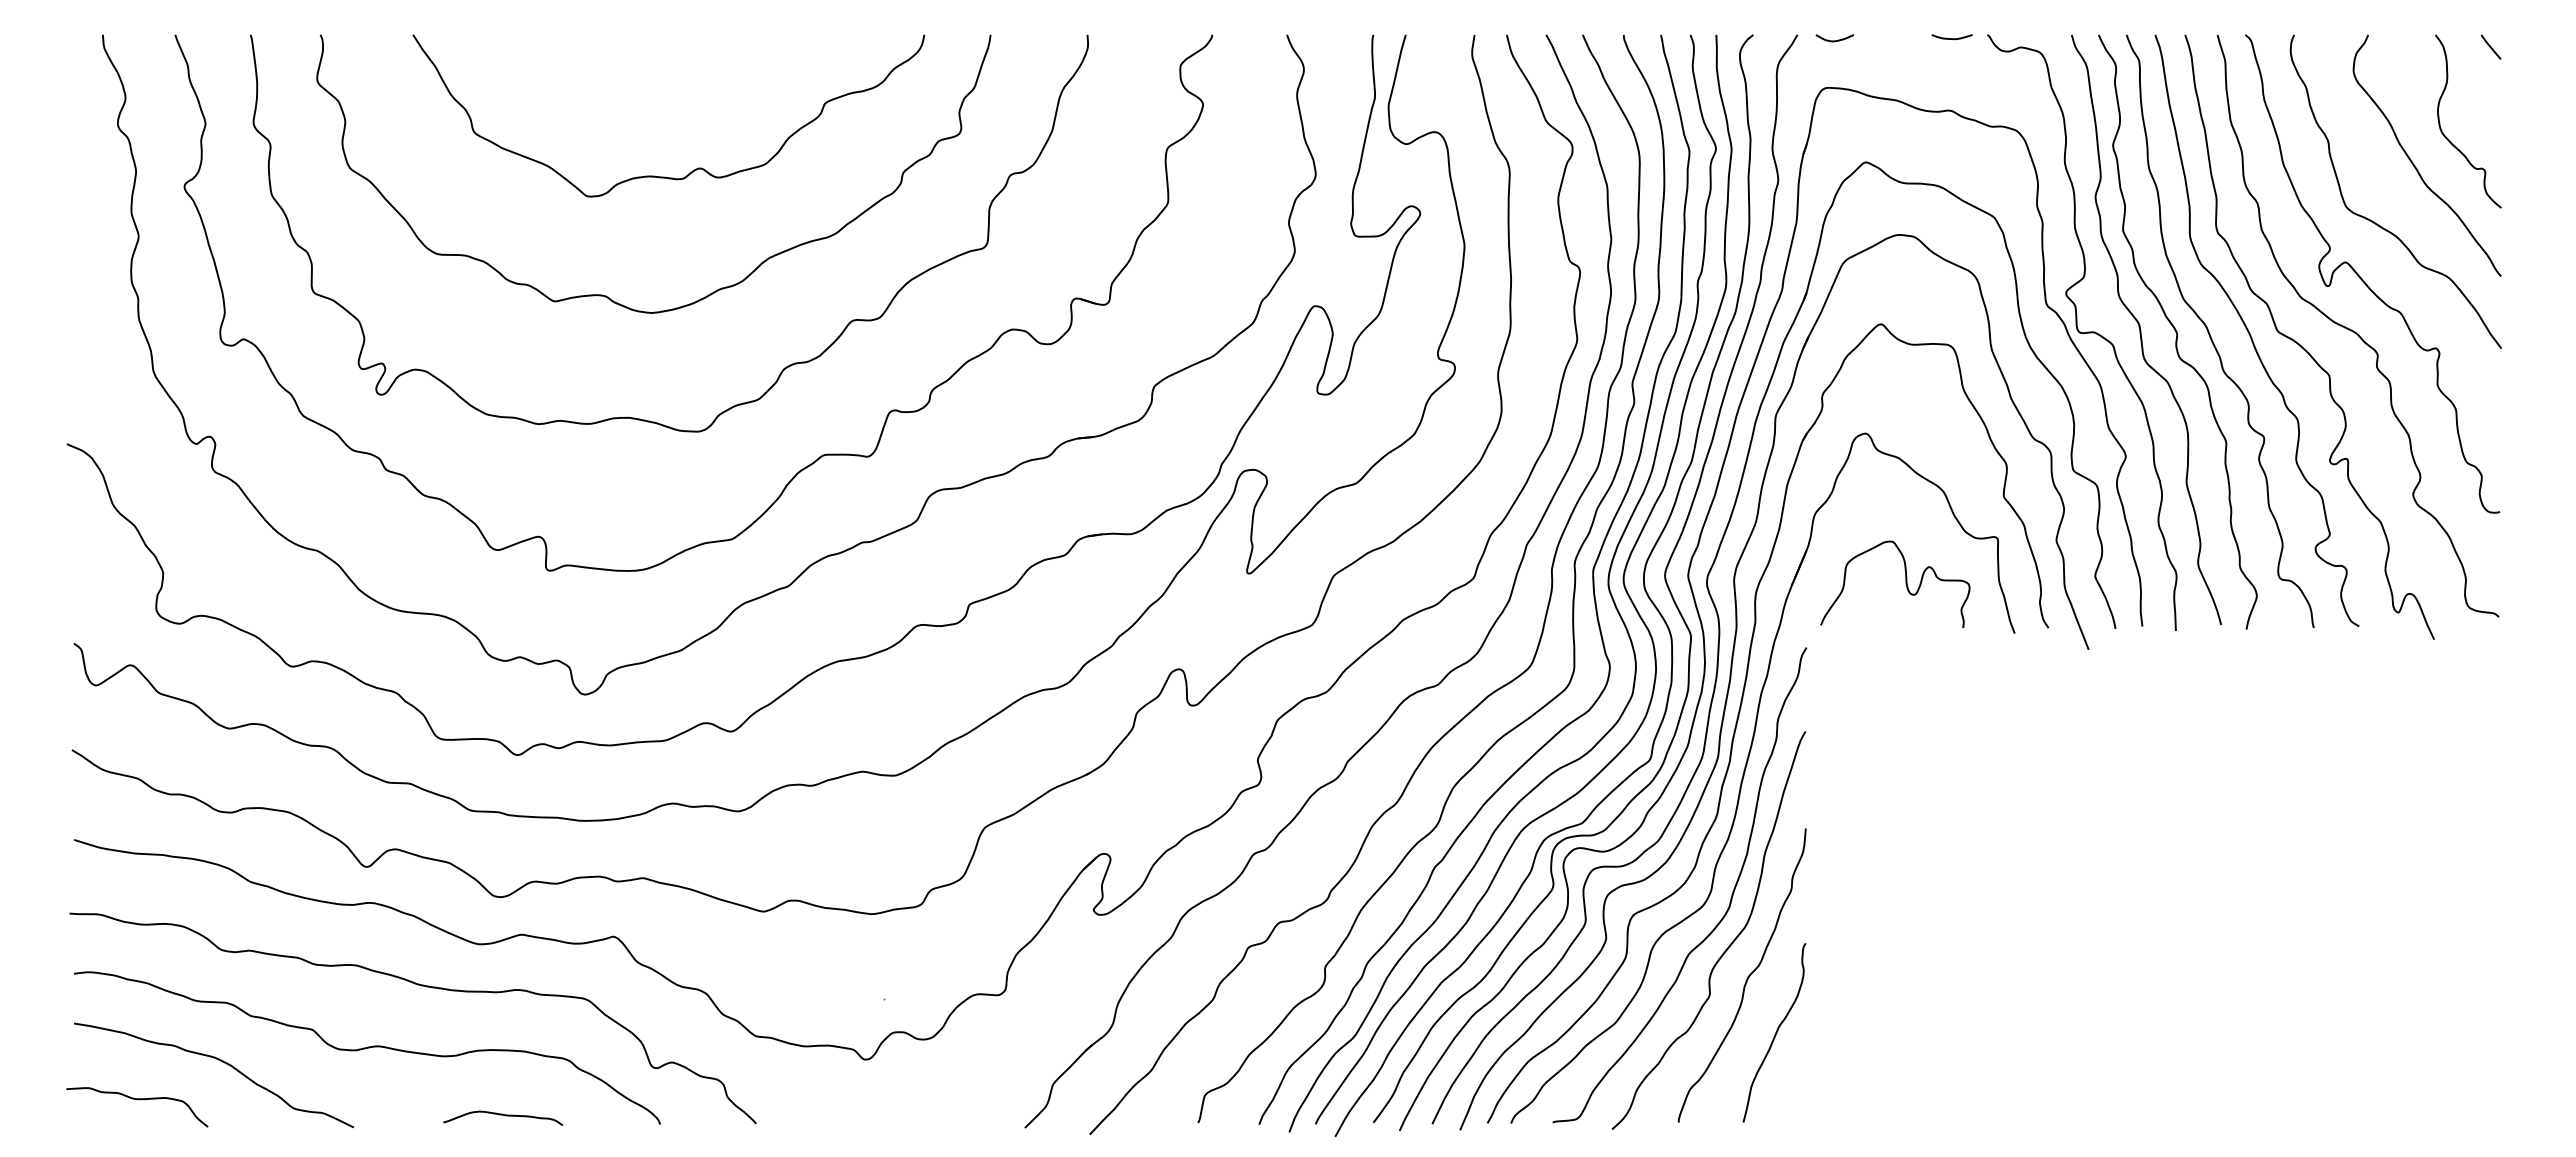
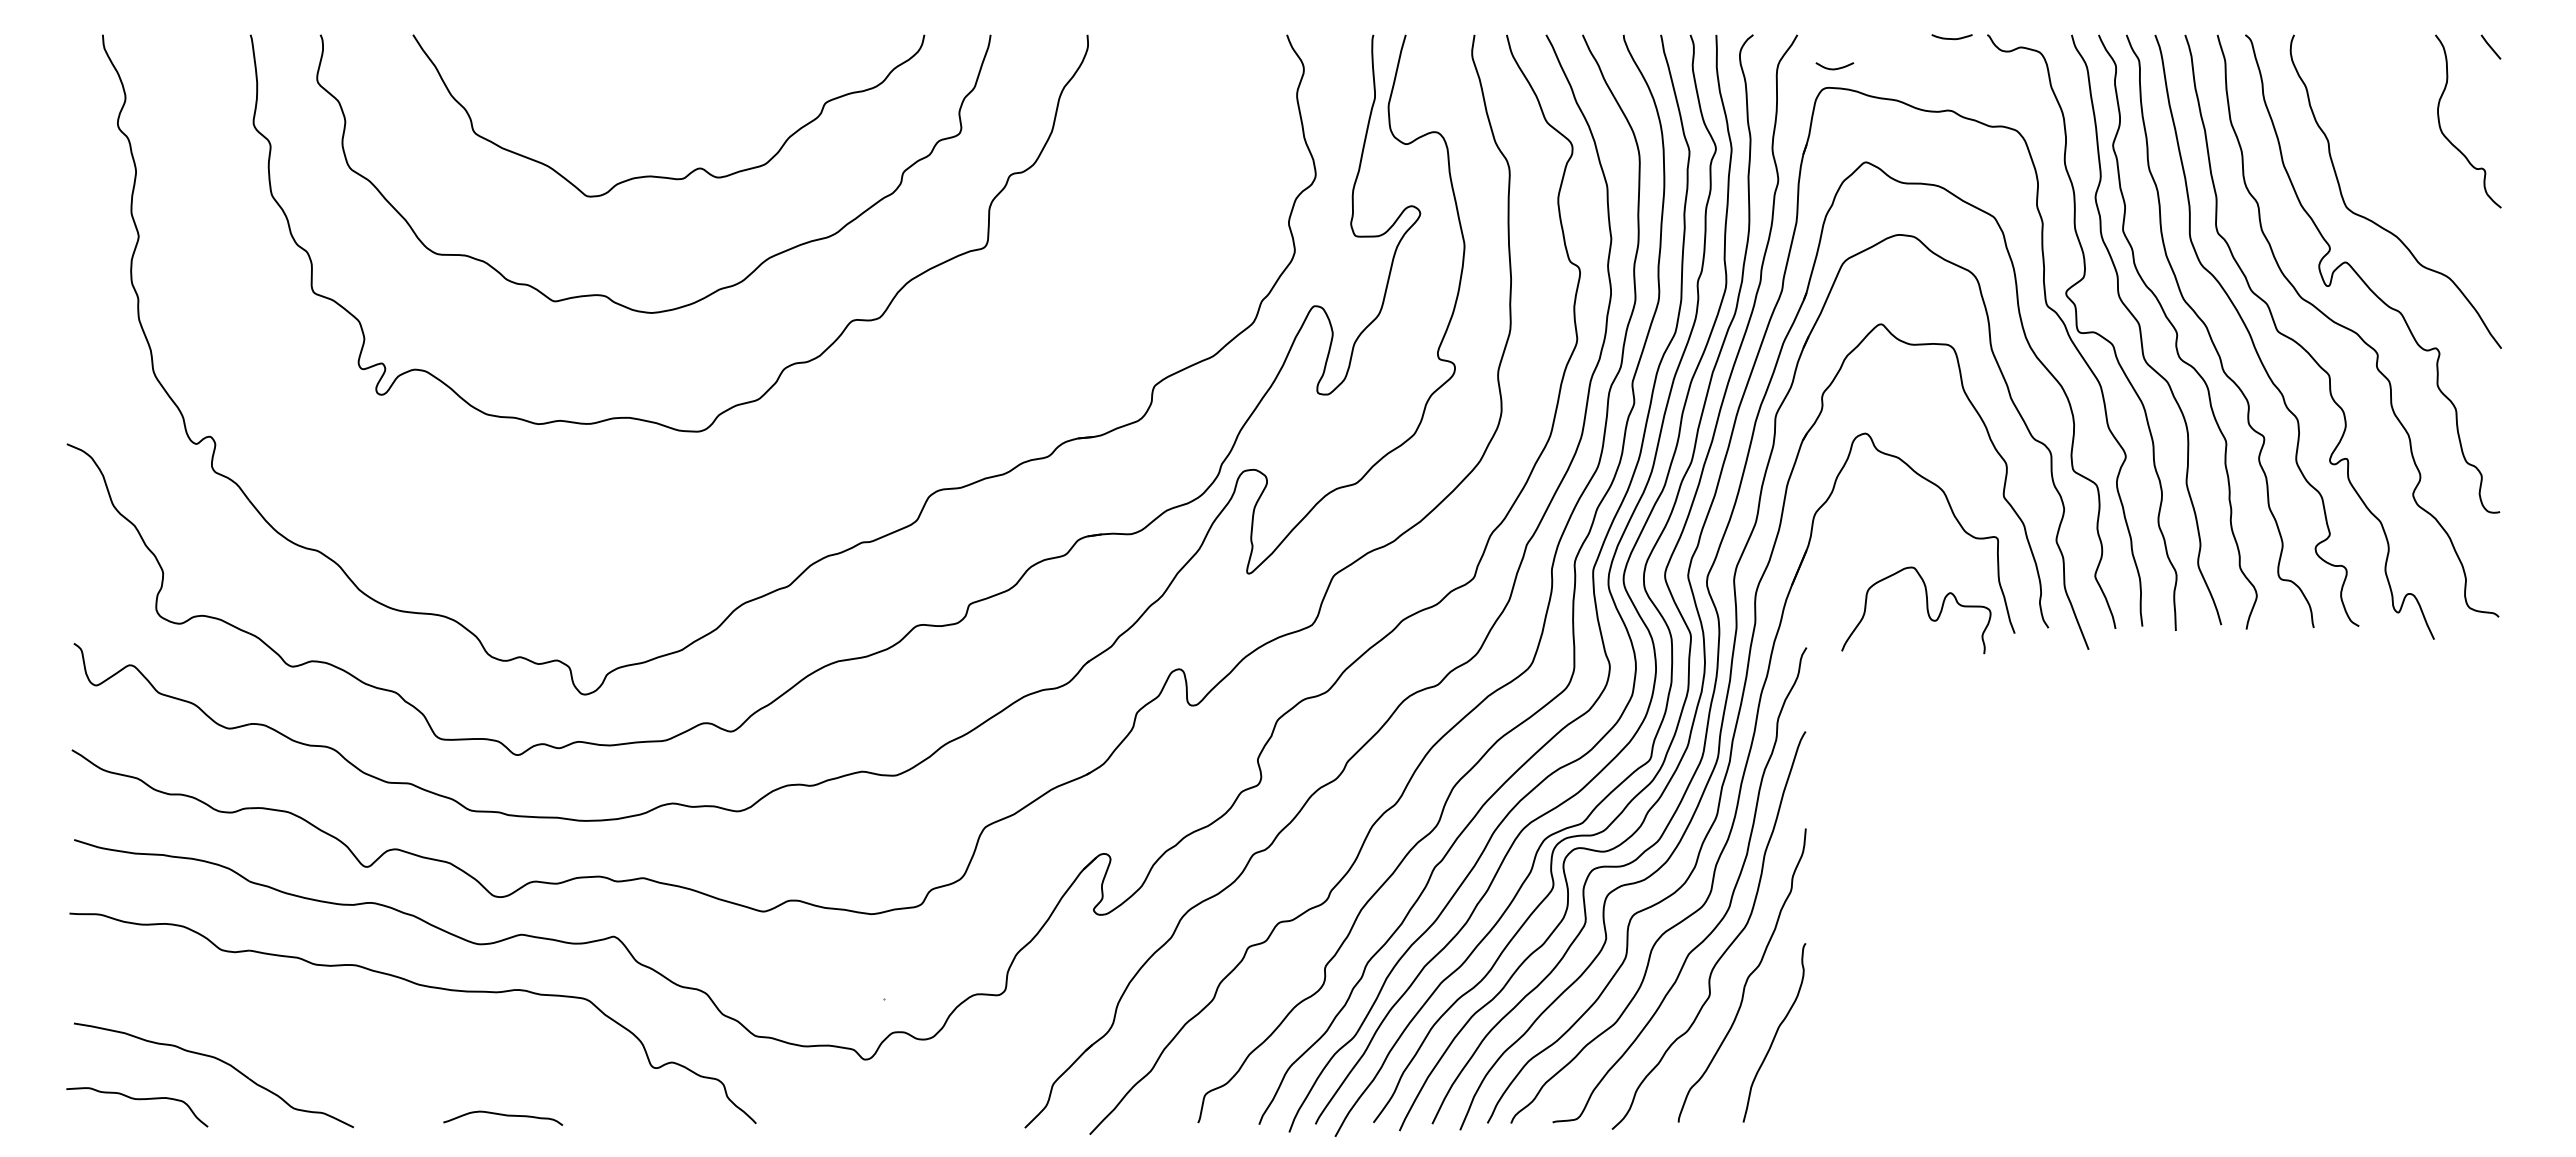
curve position: (1834, 40) -> (1834, 68) (1834, 68)
curve: present -> none (2413, 162)
part: present -> none (802, 468)
curve position: (1905, 584) -> (1926, 610) (1926, 610)
part: present -> none (367, 1047)
